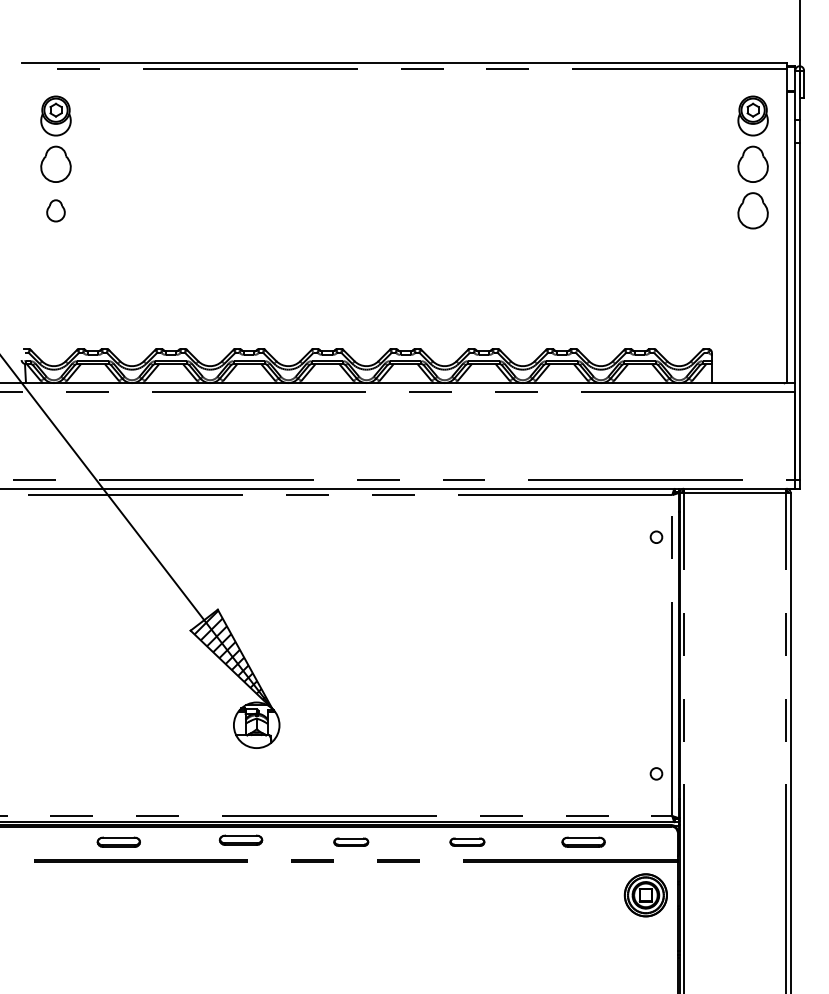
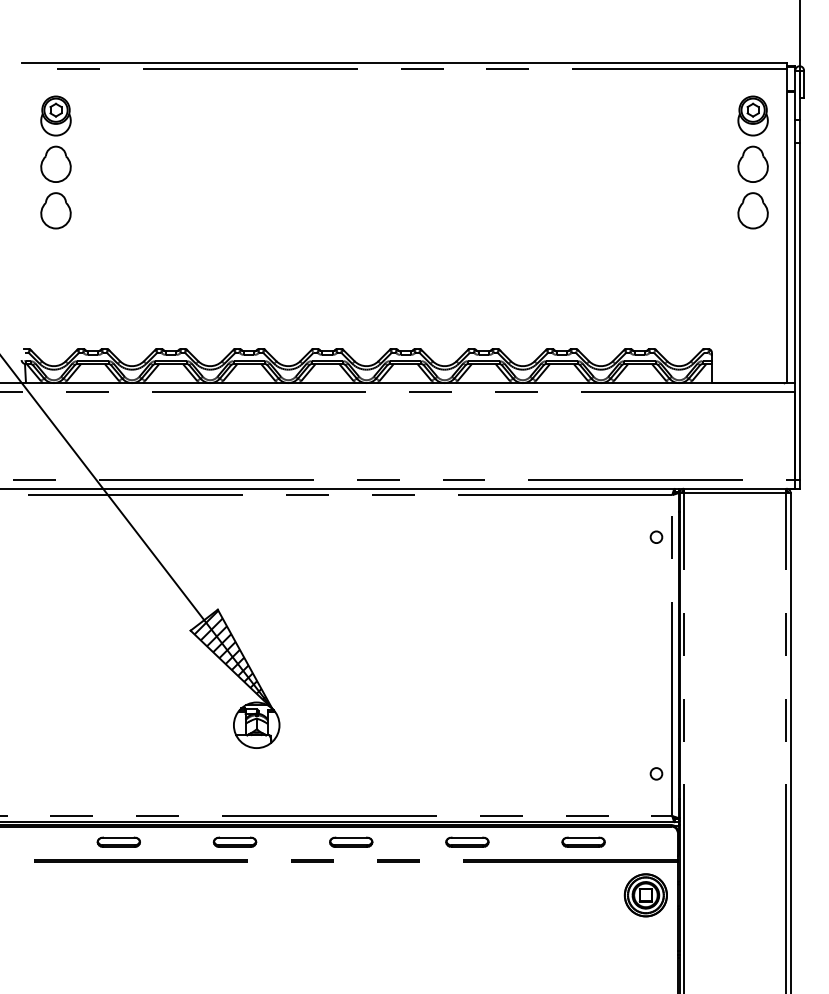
part size: 20x24 px -> 32x38 px (55, 210)
part position: (240, 839) -> (234, 841) (234, 841)
part size: 37x10 px -> 45x12 px (351, 841)
part size: 37x10 px -> 45x12 px (467, 841)
